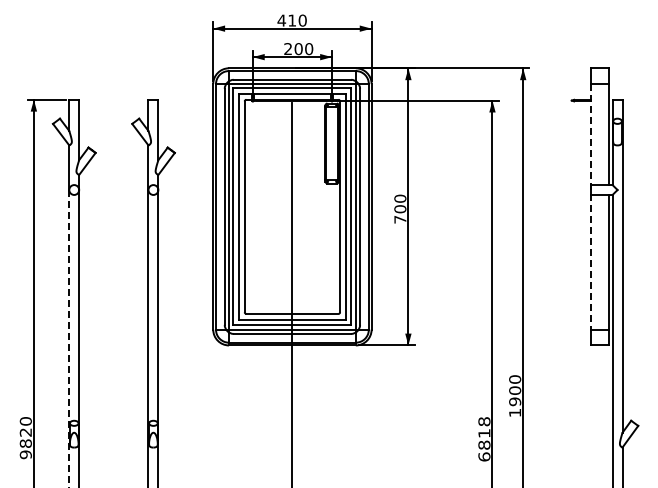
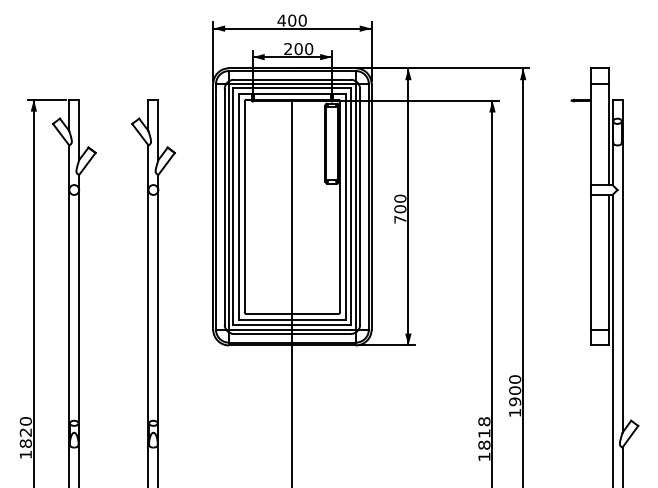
text: 410 -> 400 (292, 20)
line: dashed -> solid (590, 206)
line: dashed -> solid (69, 338)
text: 9820 -> 1820 (25, 454)
text: 6818 -> 1818 (484, 456)
